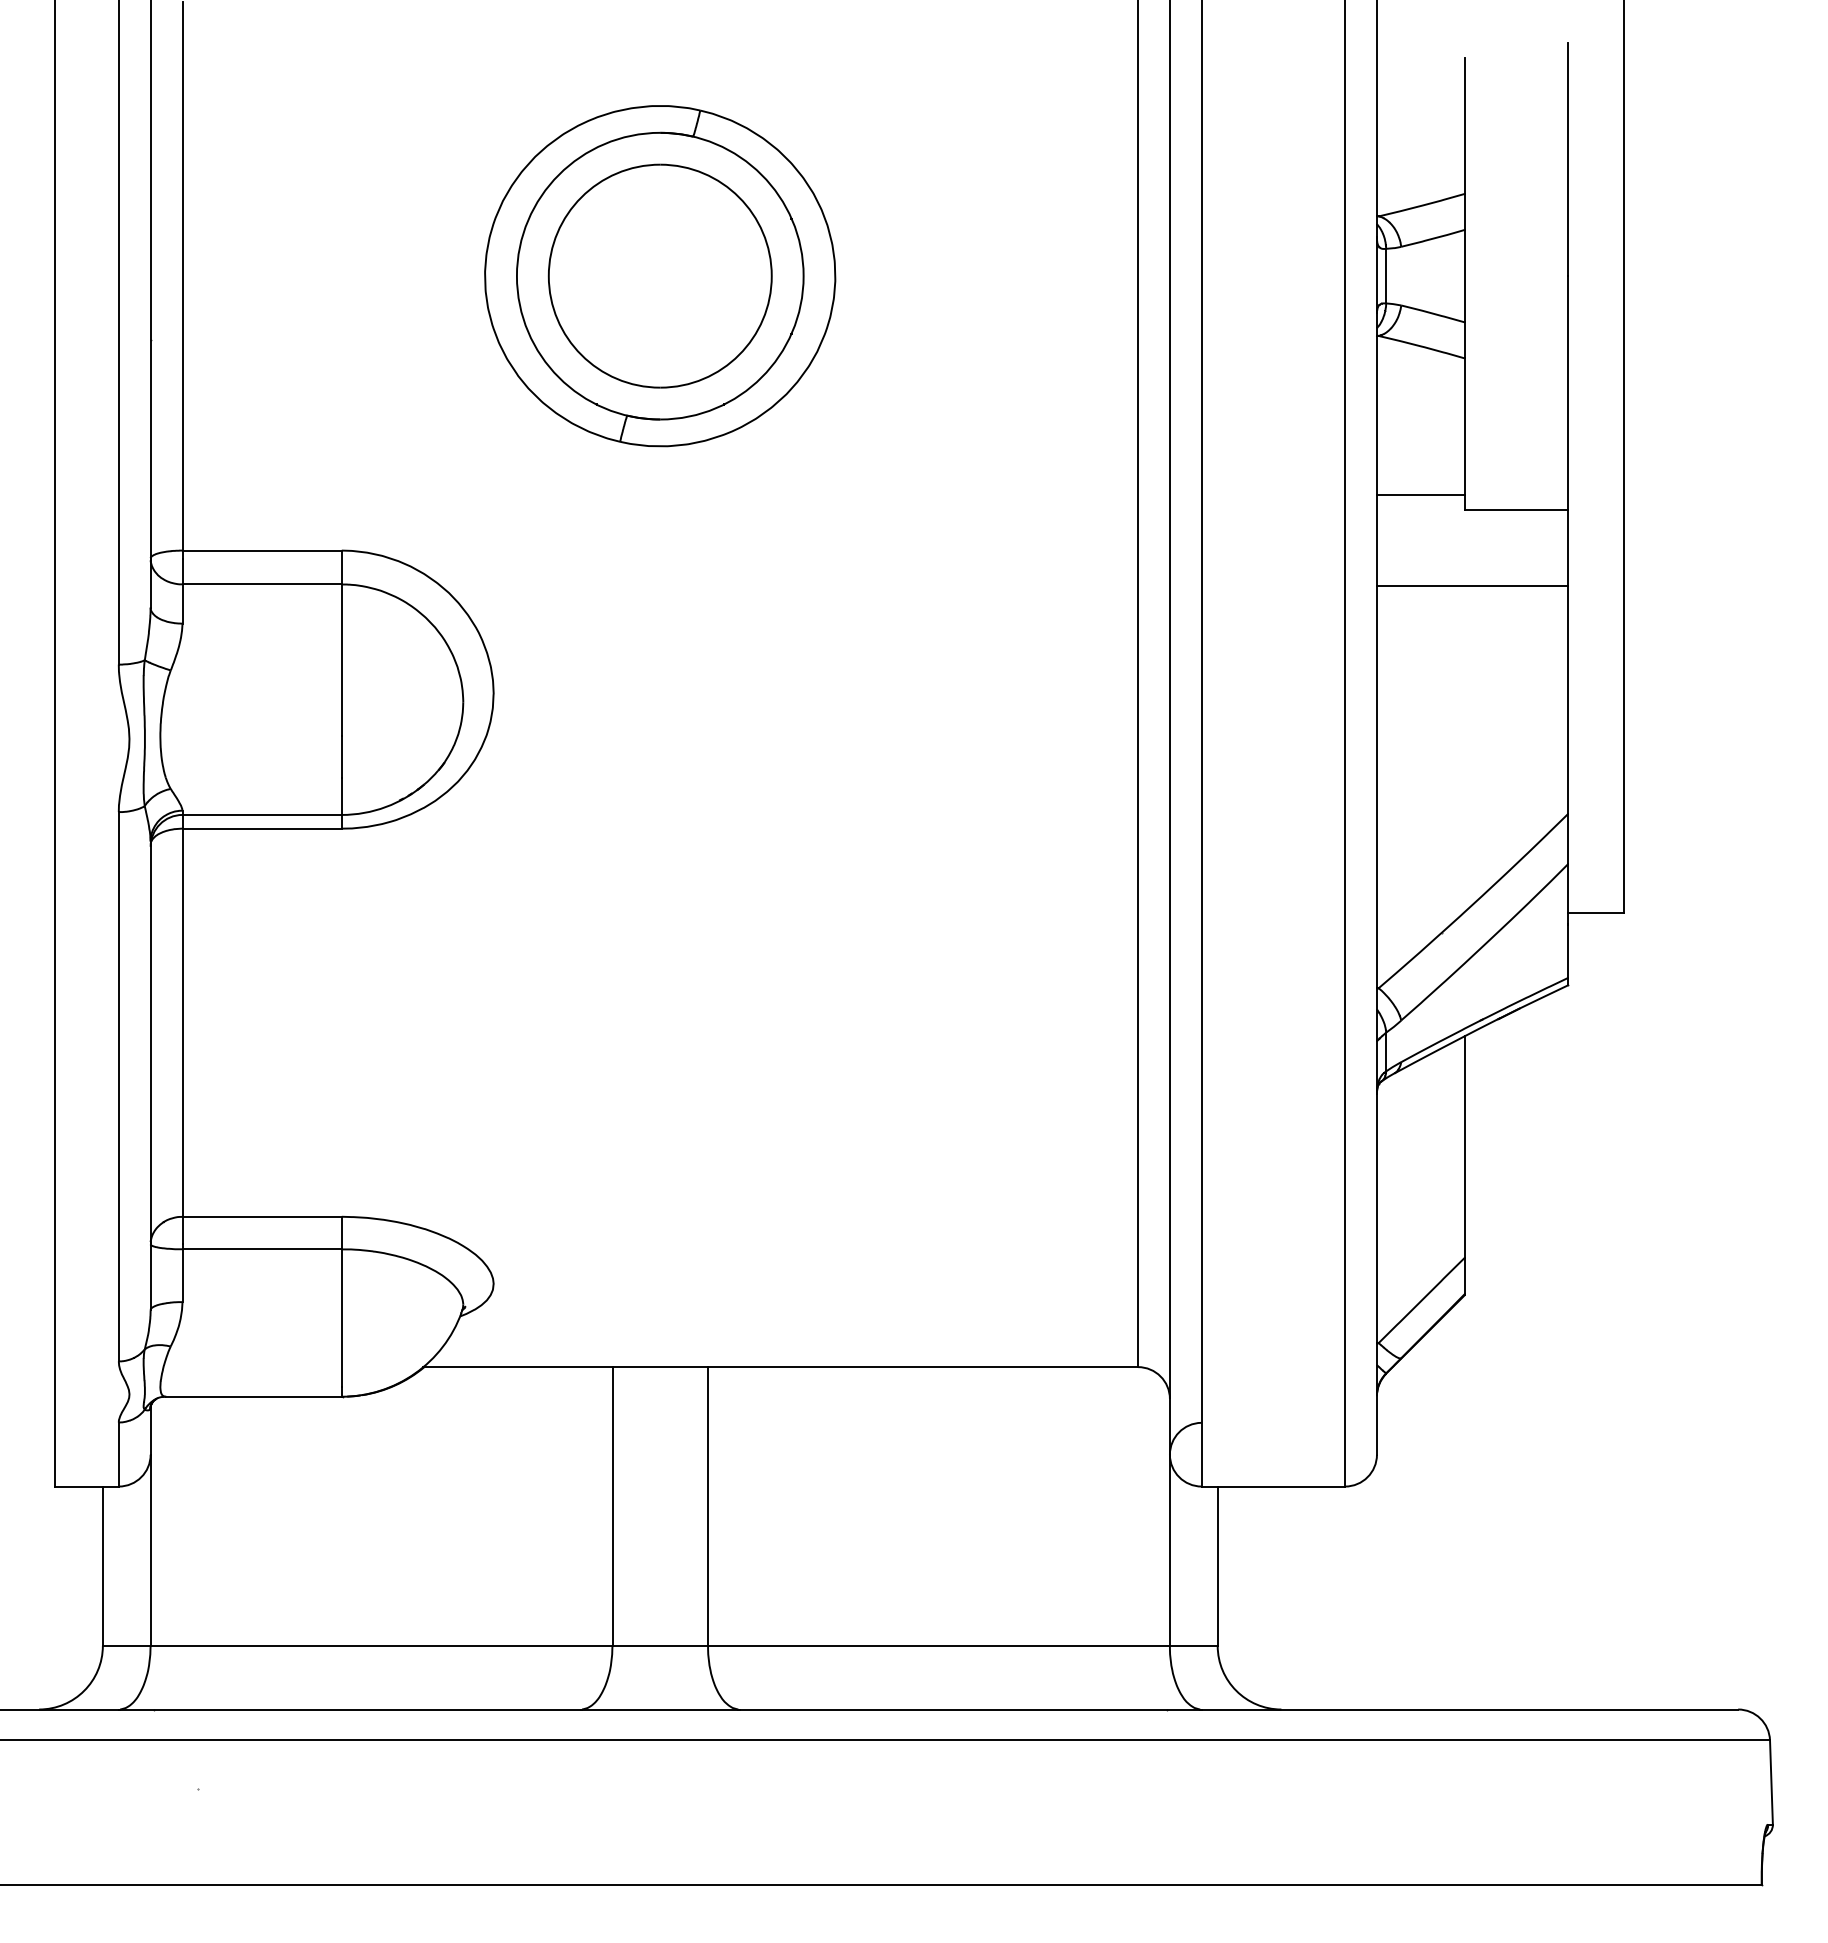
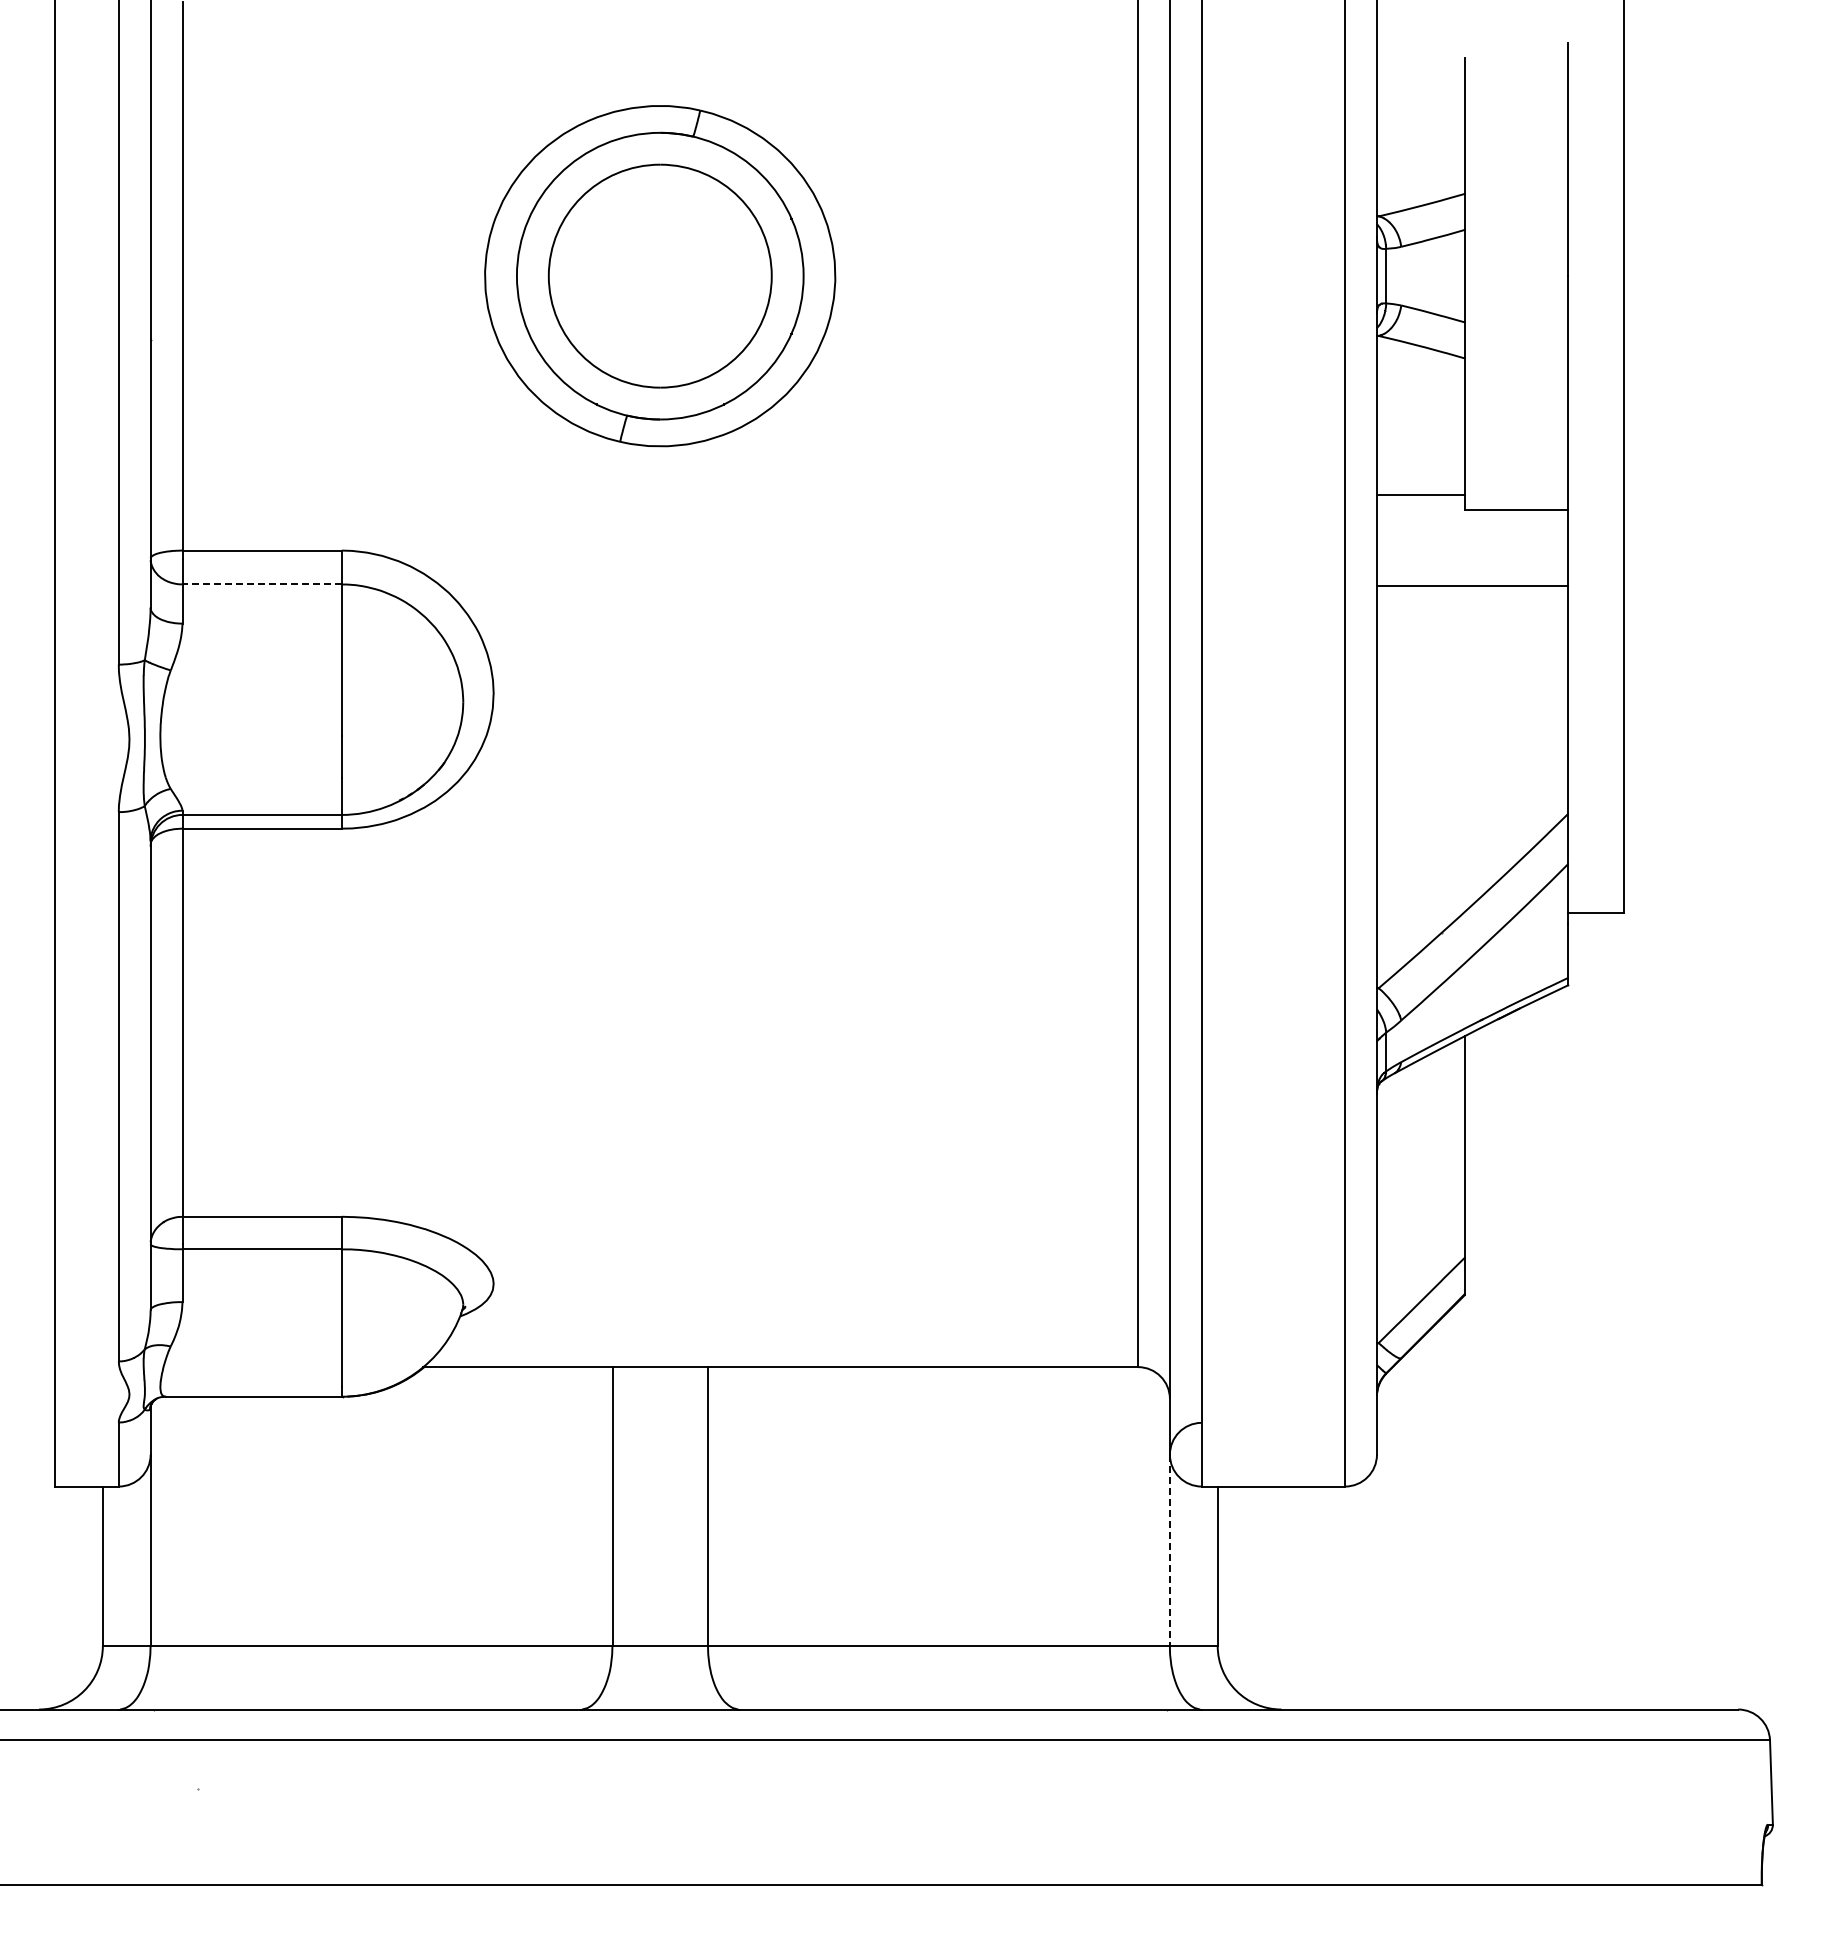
line: solid -> dashed (262, 584)
line: solid -> dashed (1169, 1550)
